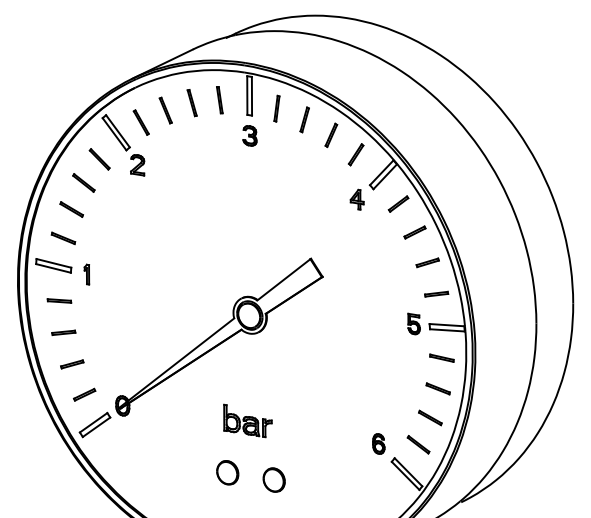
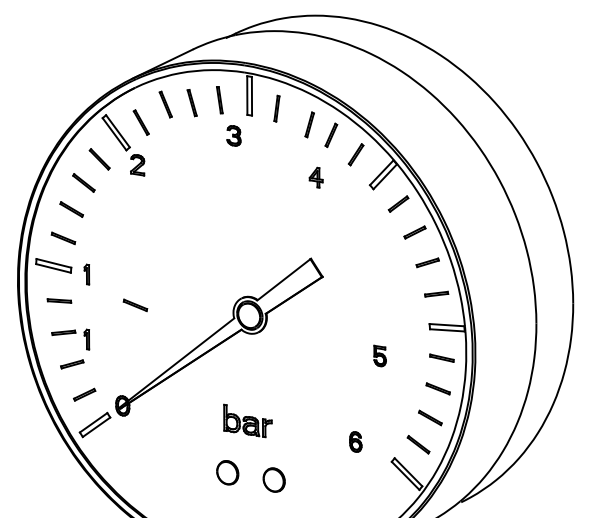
line position: (165, 110) -> (165, 104) (165, 104)
part position: (304, 119) -> (309, 124) (309, 124)
part position: (249, 135) -> (233, 135) (233, 135)
part position: (356, 199) -> (315, 177) (315, 177)
part: none -> present (135, 305)
part position: (413, 323) -> (379, 355) (379, 355)
part: none -> present (86, 339)
part position: (378, 443) -> (355, 441) (355, 441)
